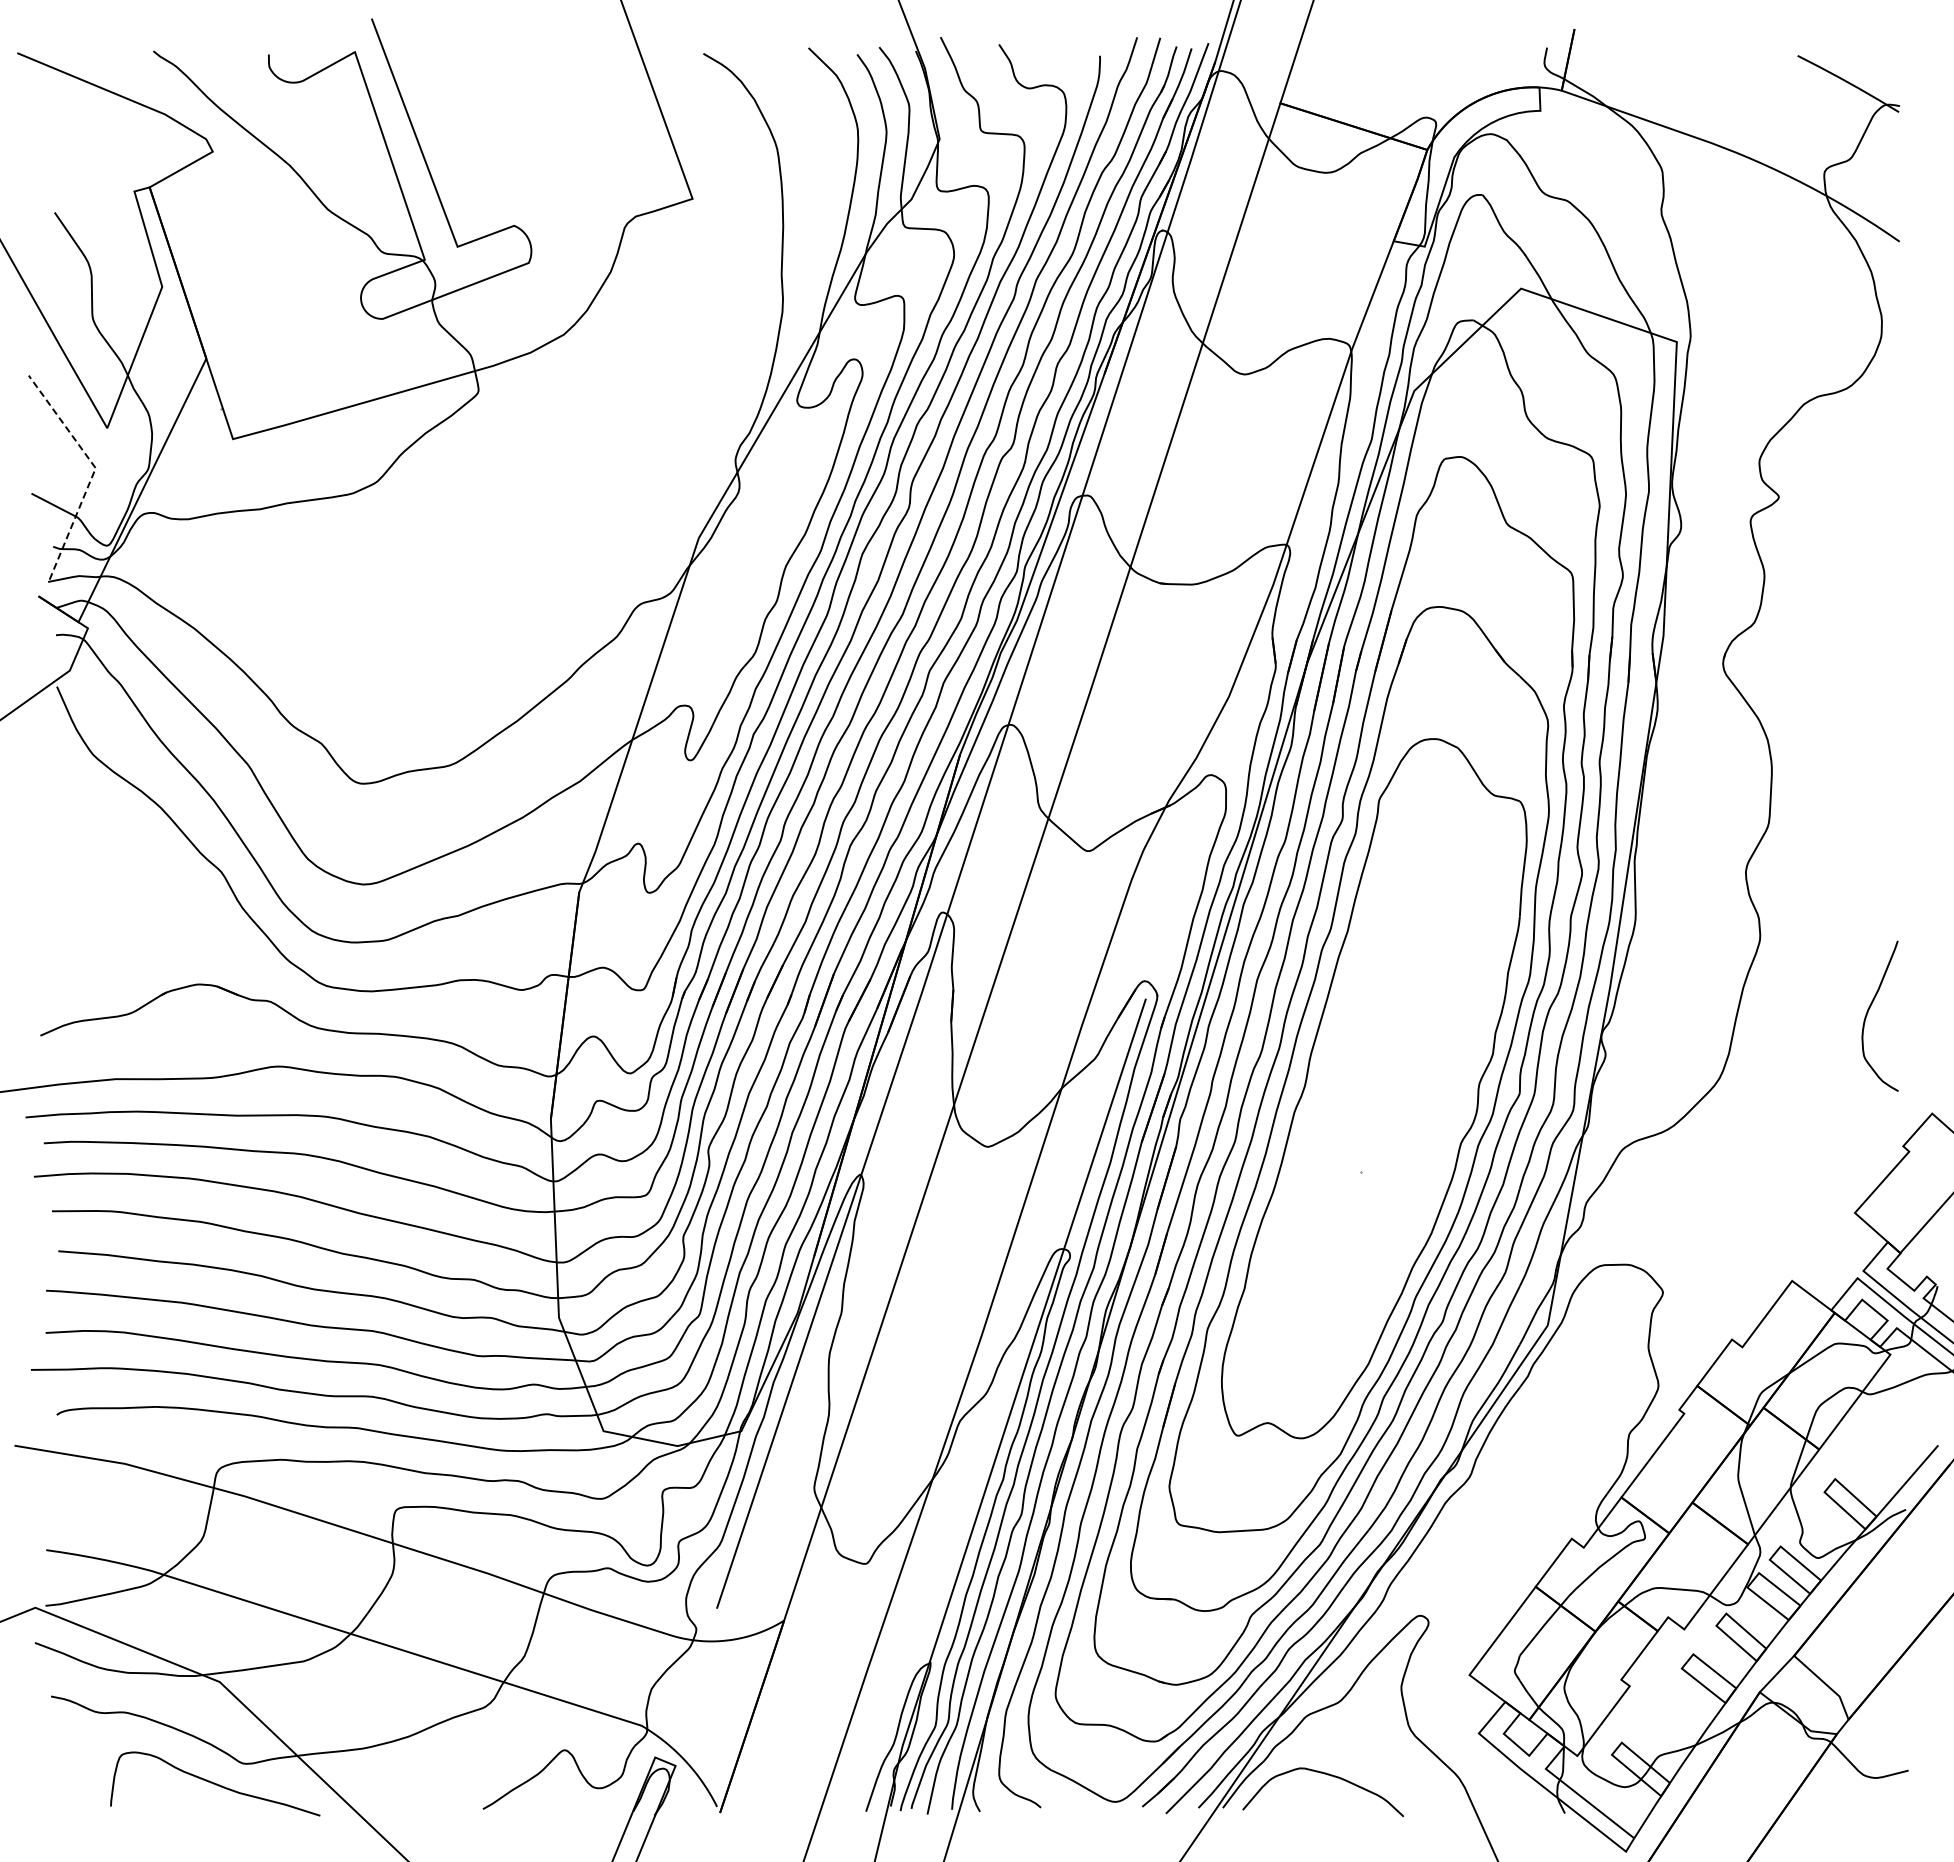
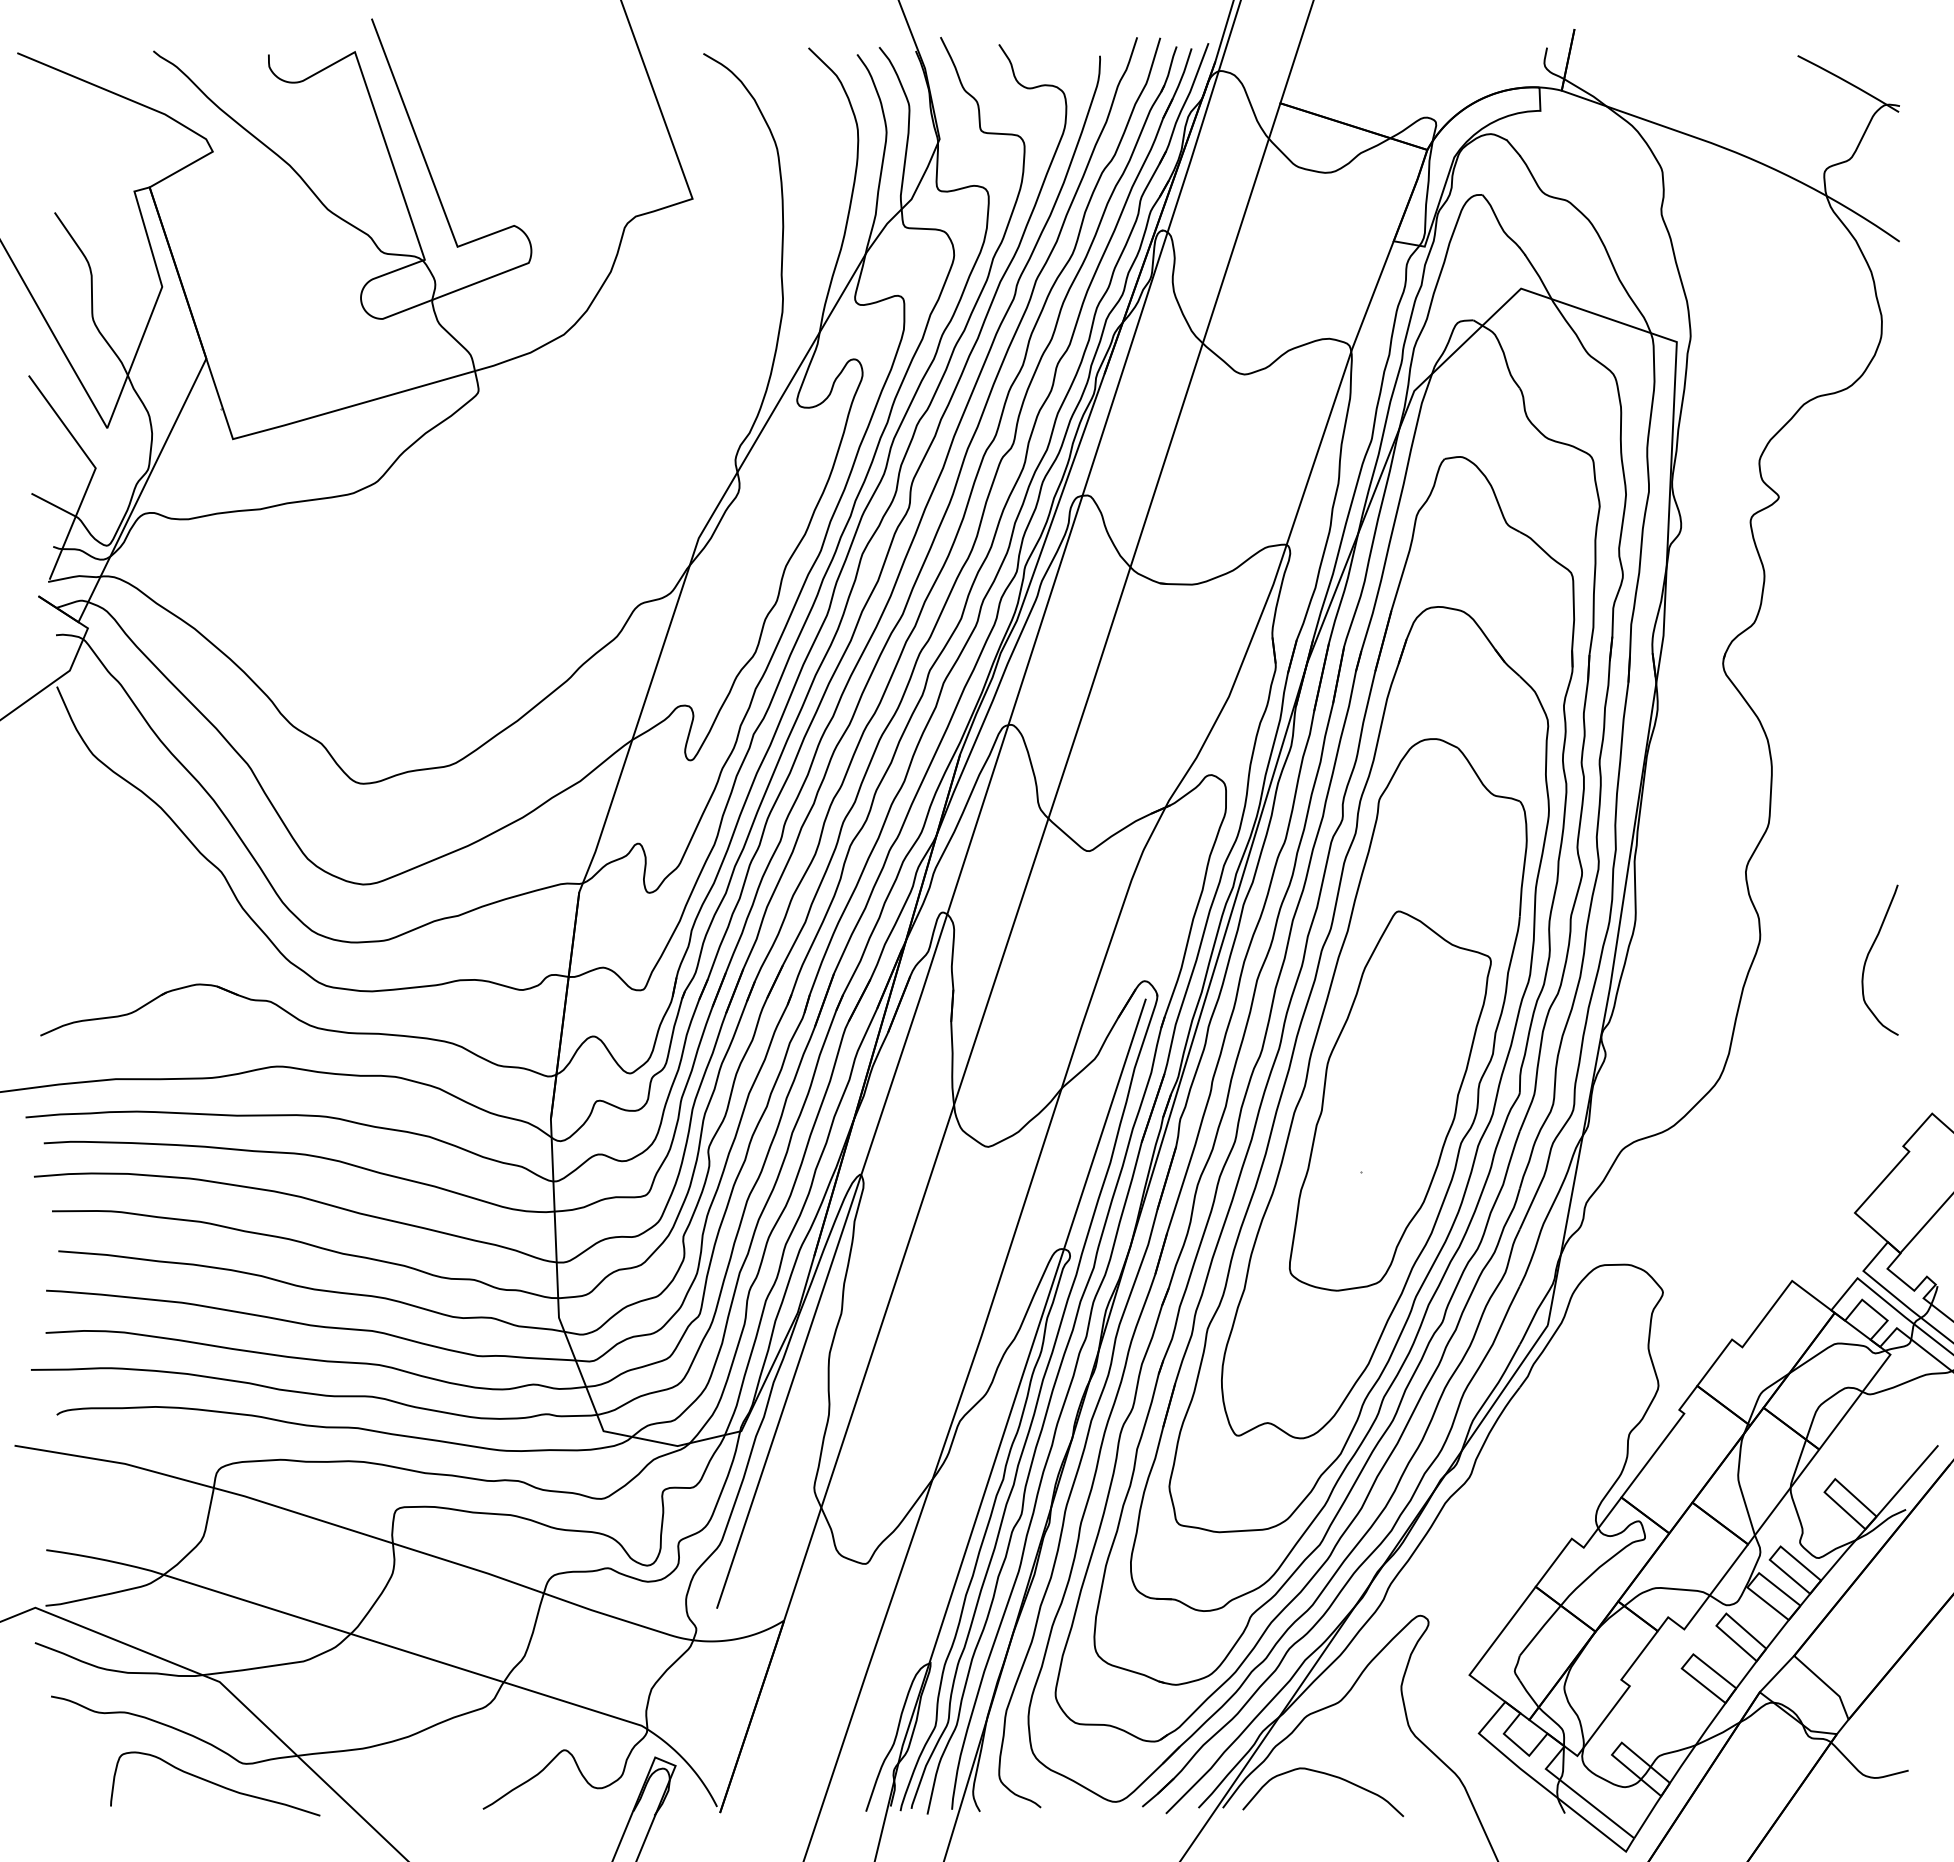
line: dashed -> solid (95, 470)
curve position: (1869, 1010) -> (1869, 954) (1869, 954)
part: none -> present (1389, 1100)
